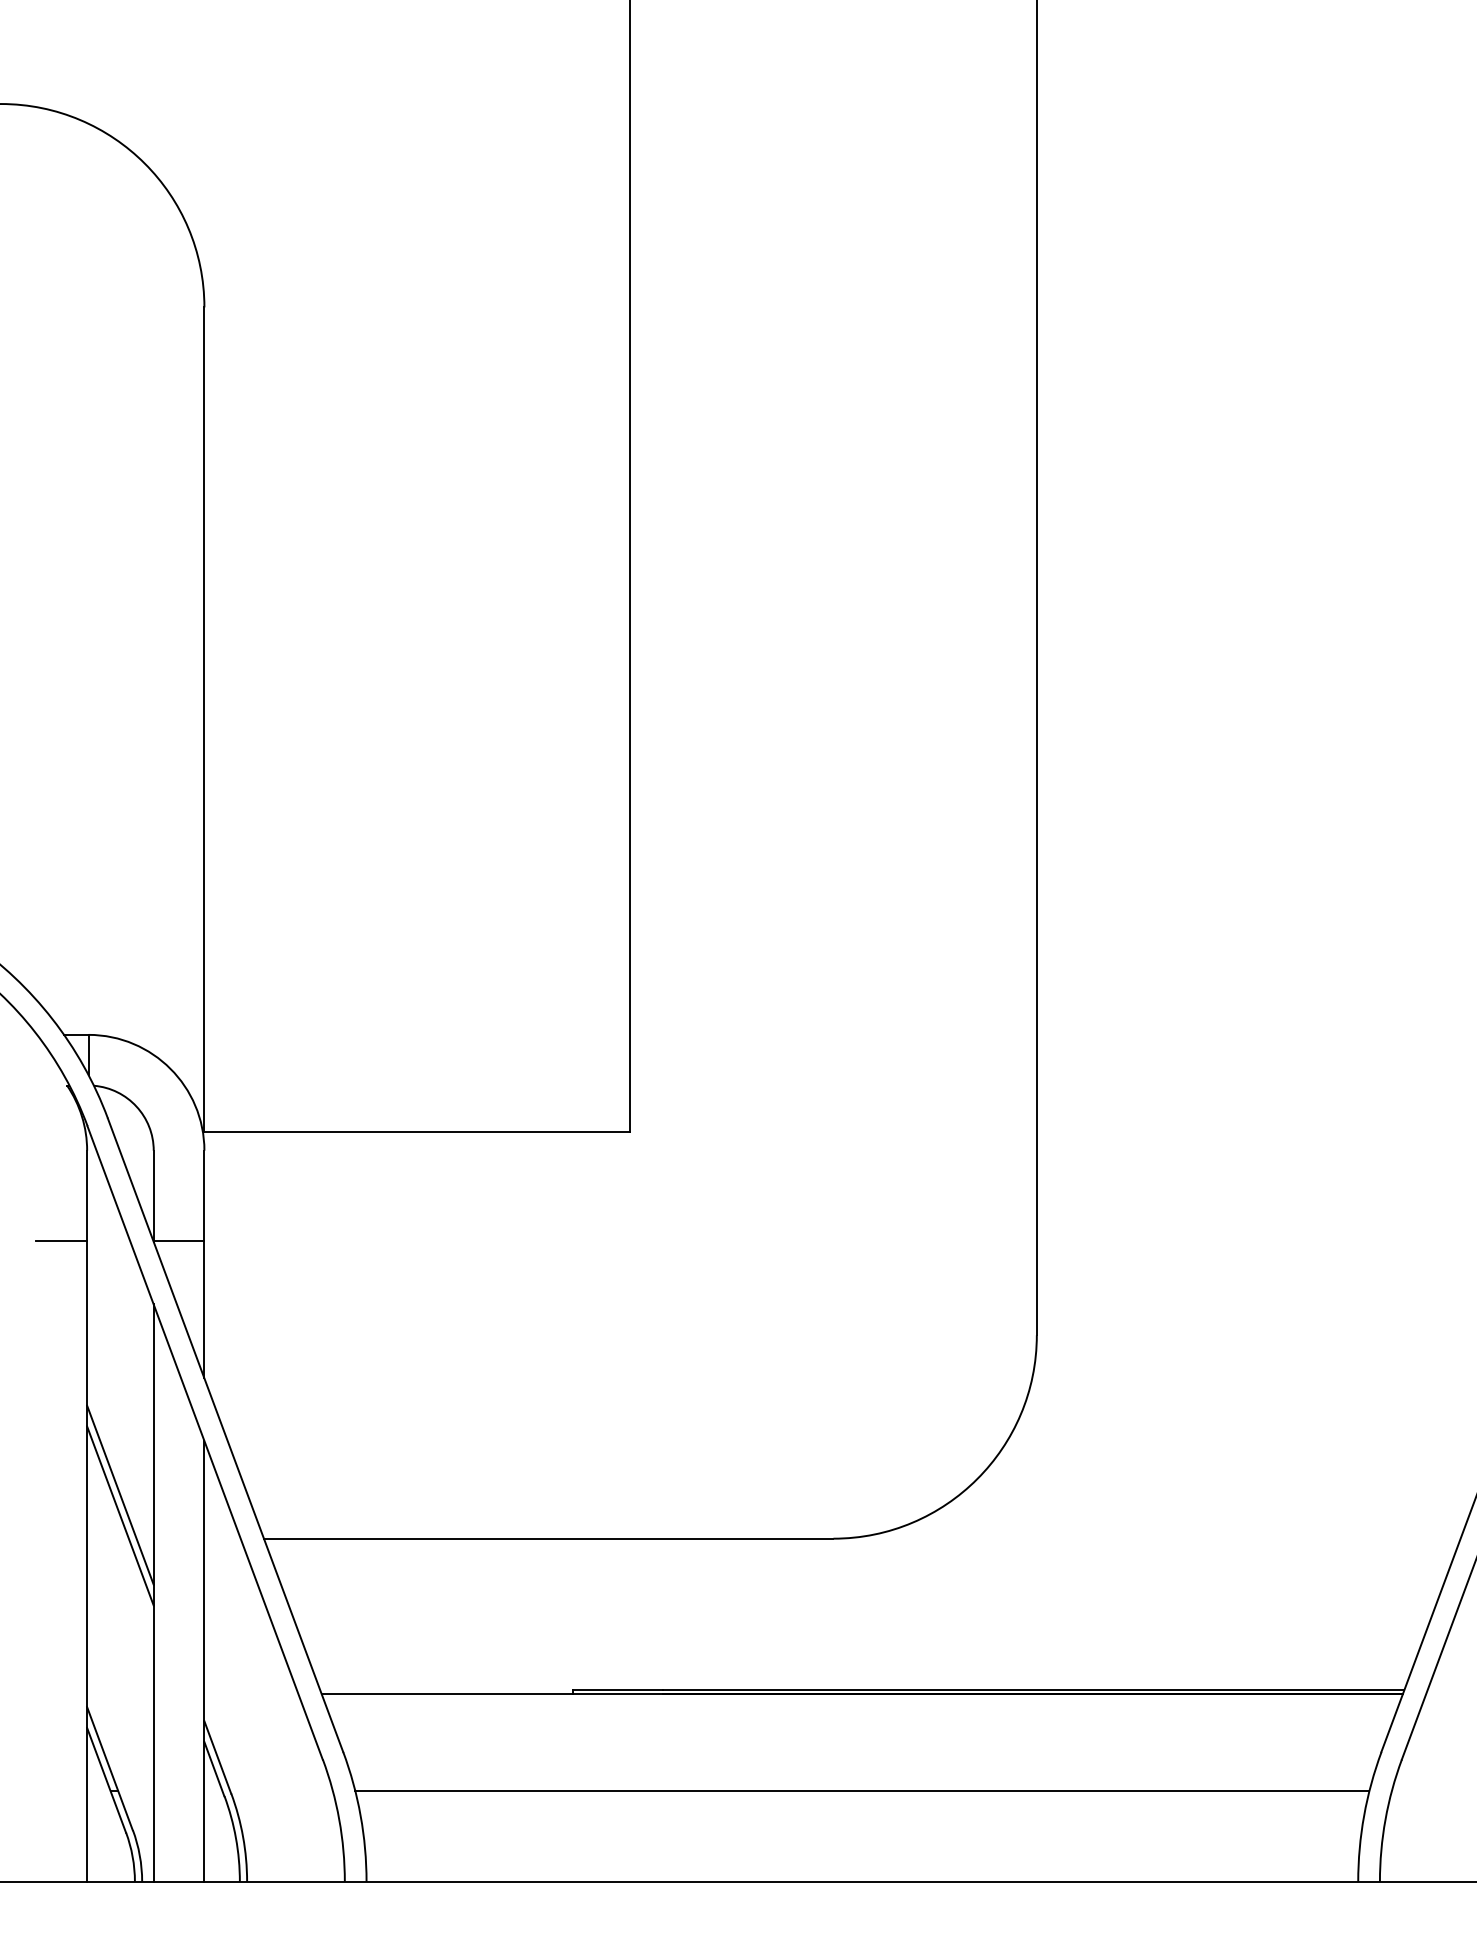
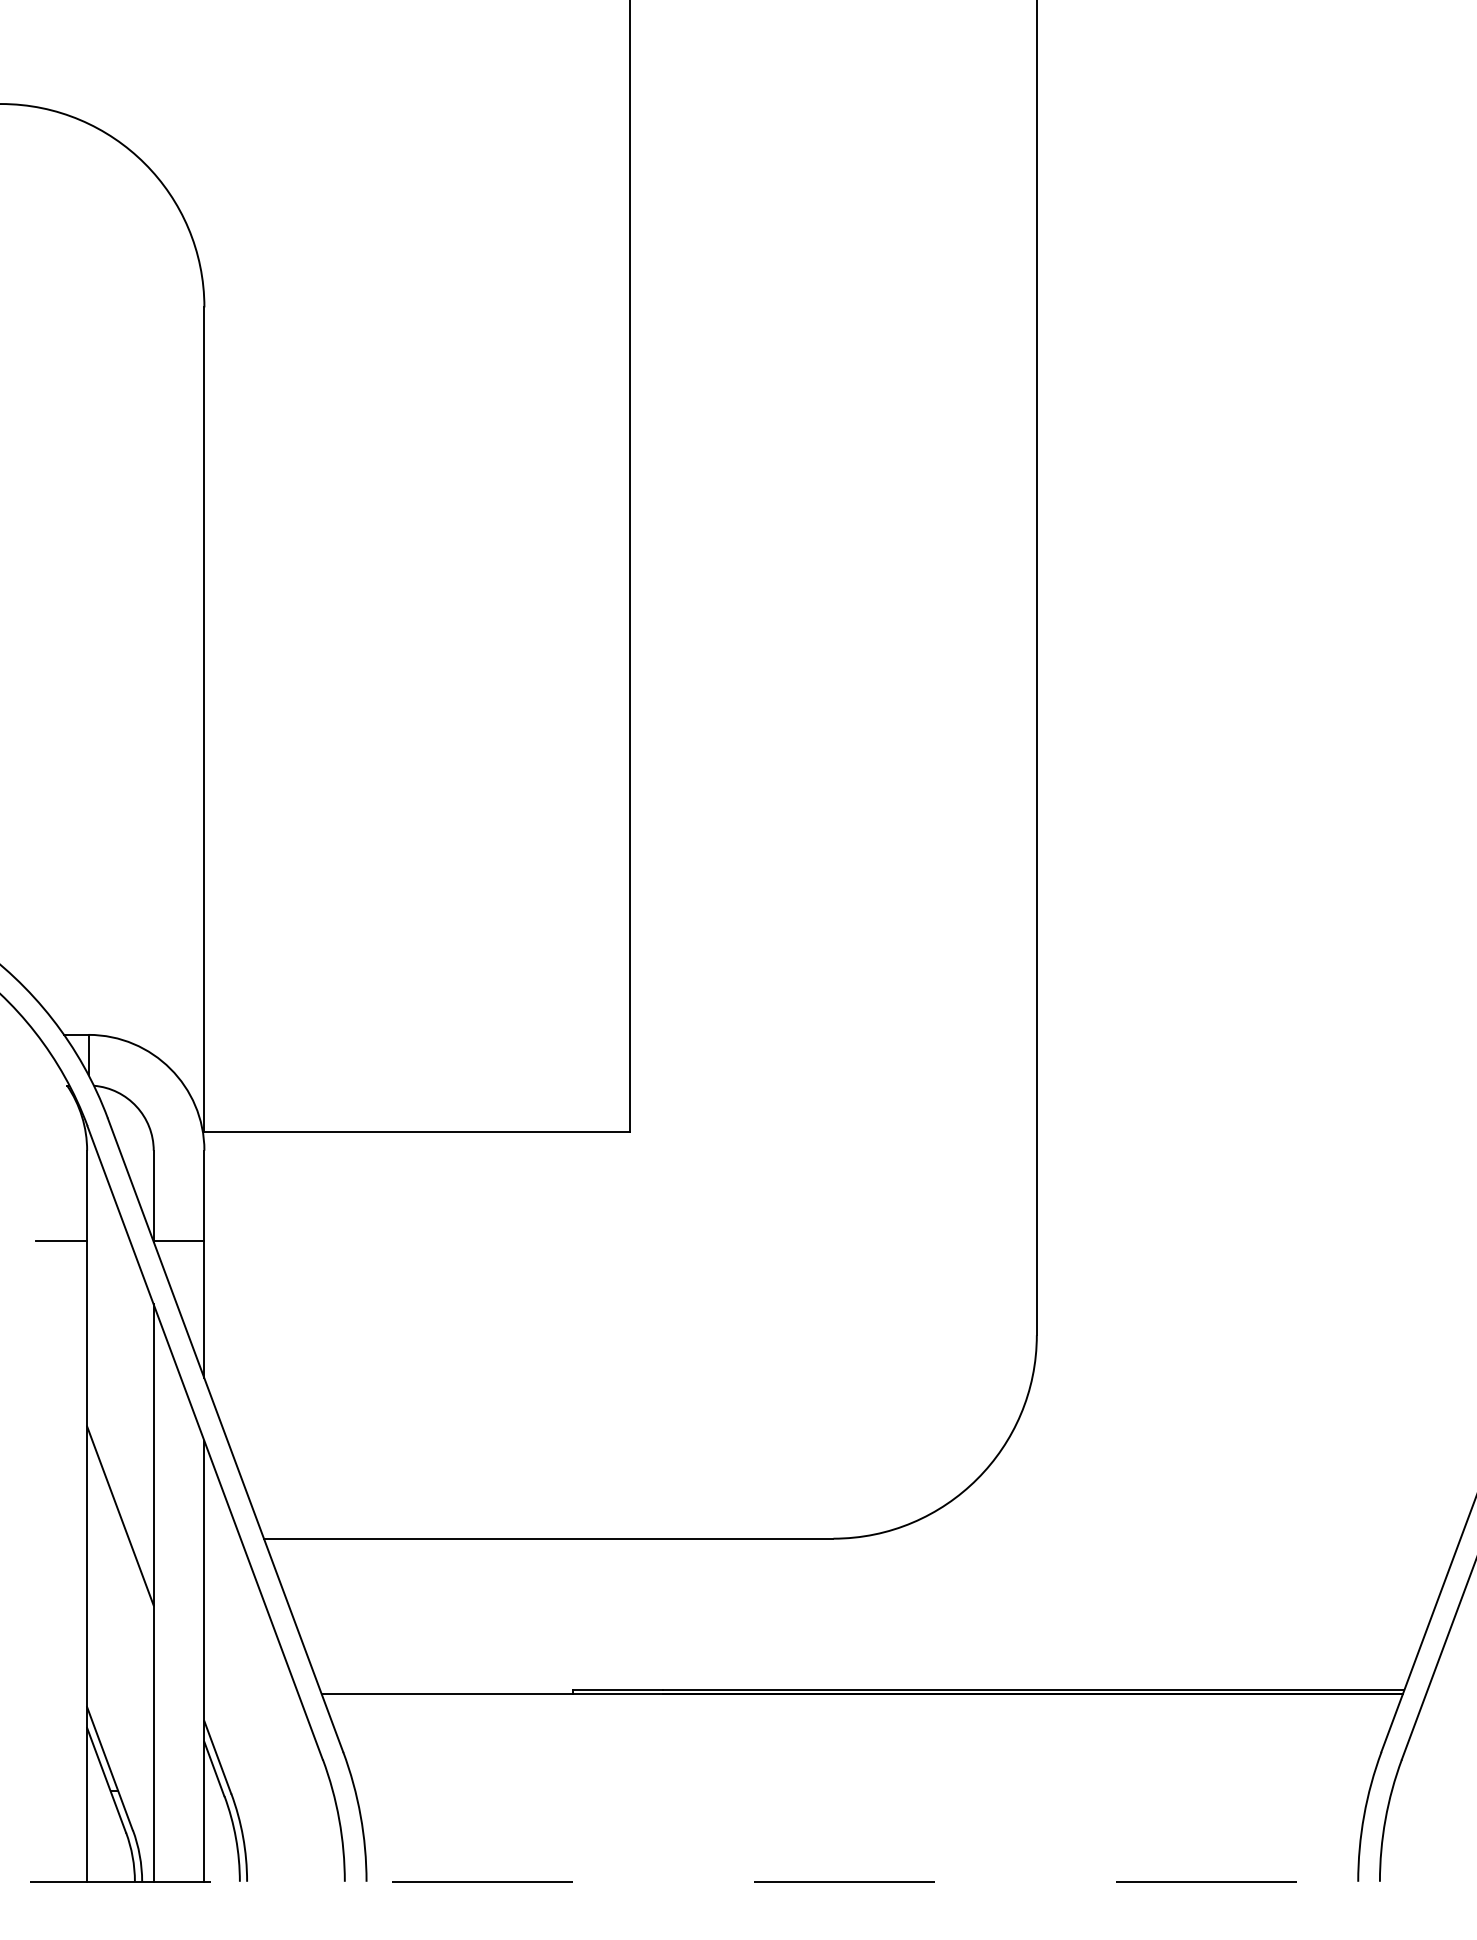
line: present -> none (120, 1494)
line: present -> none (862, 1791)
line: solid -> dashed (737, 1881)
